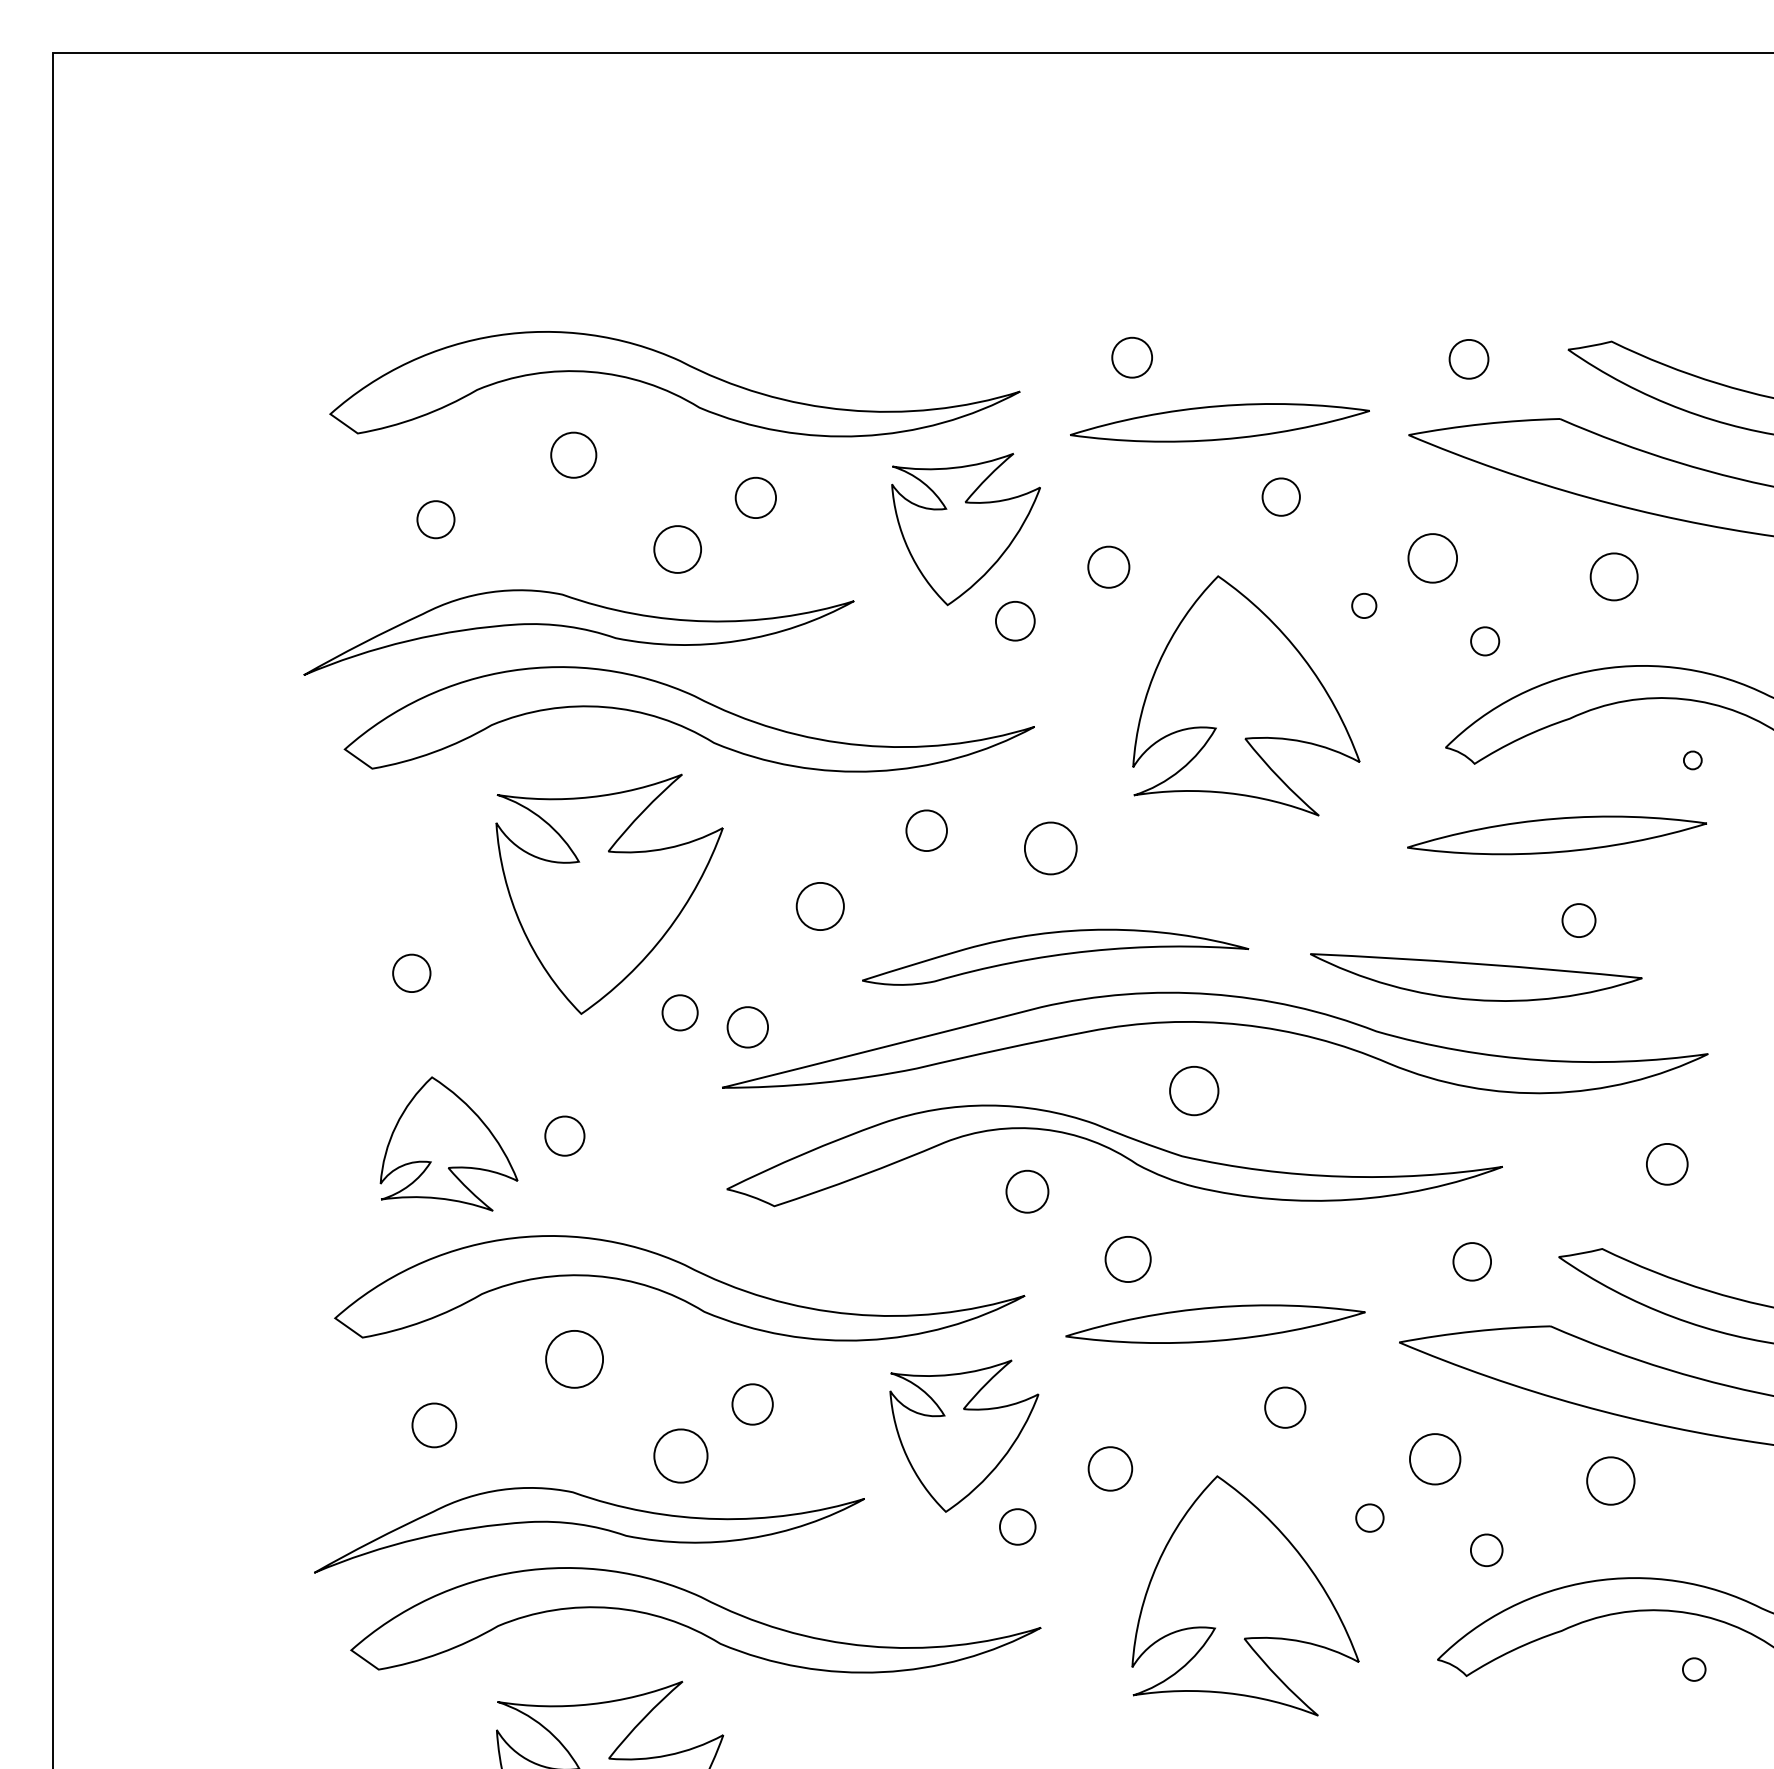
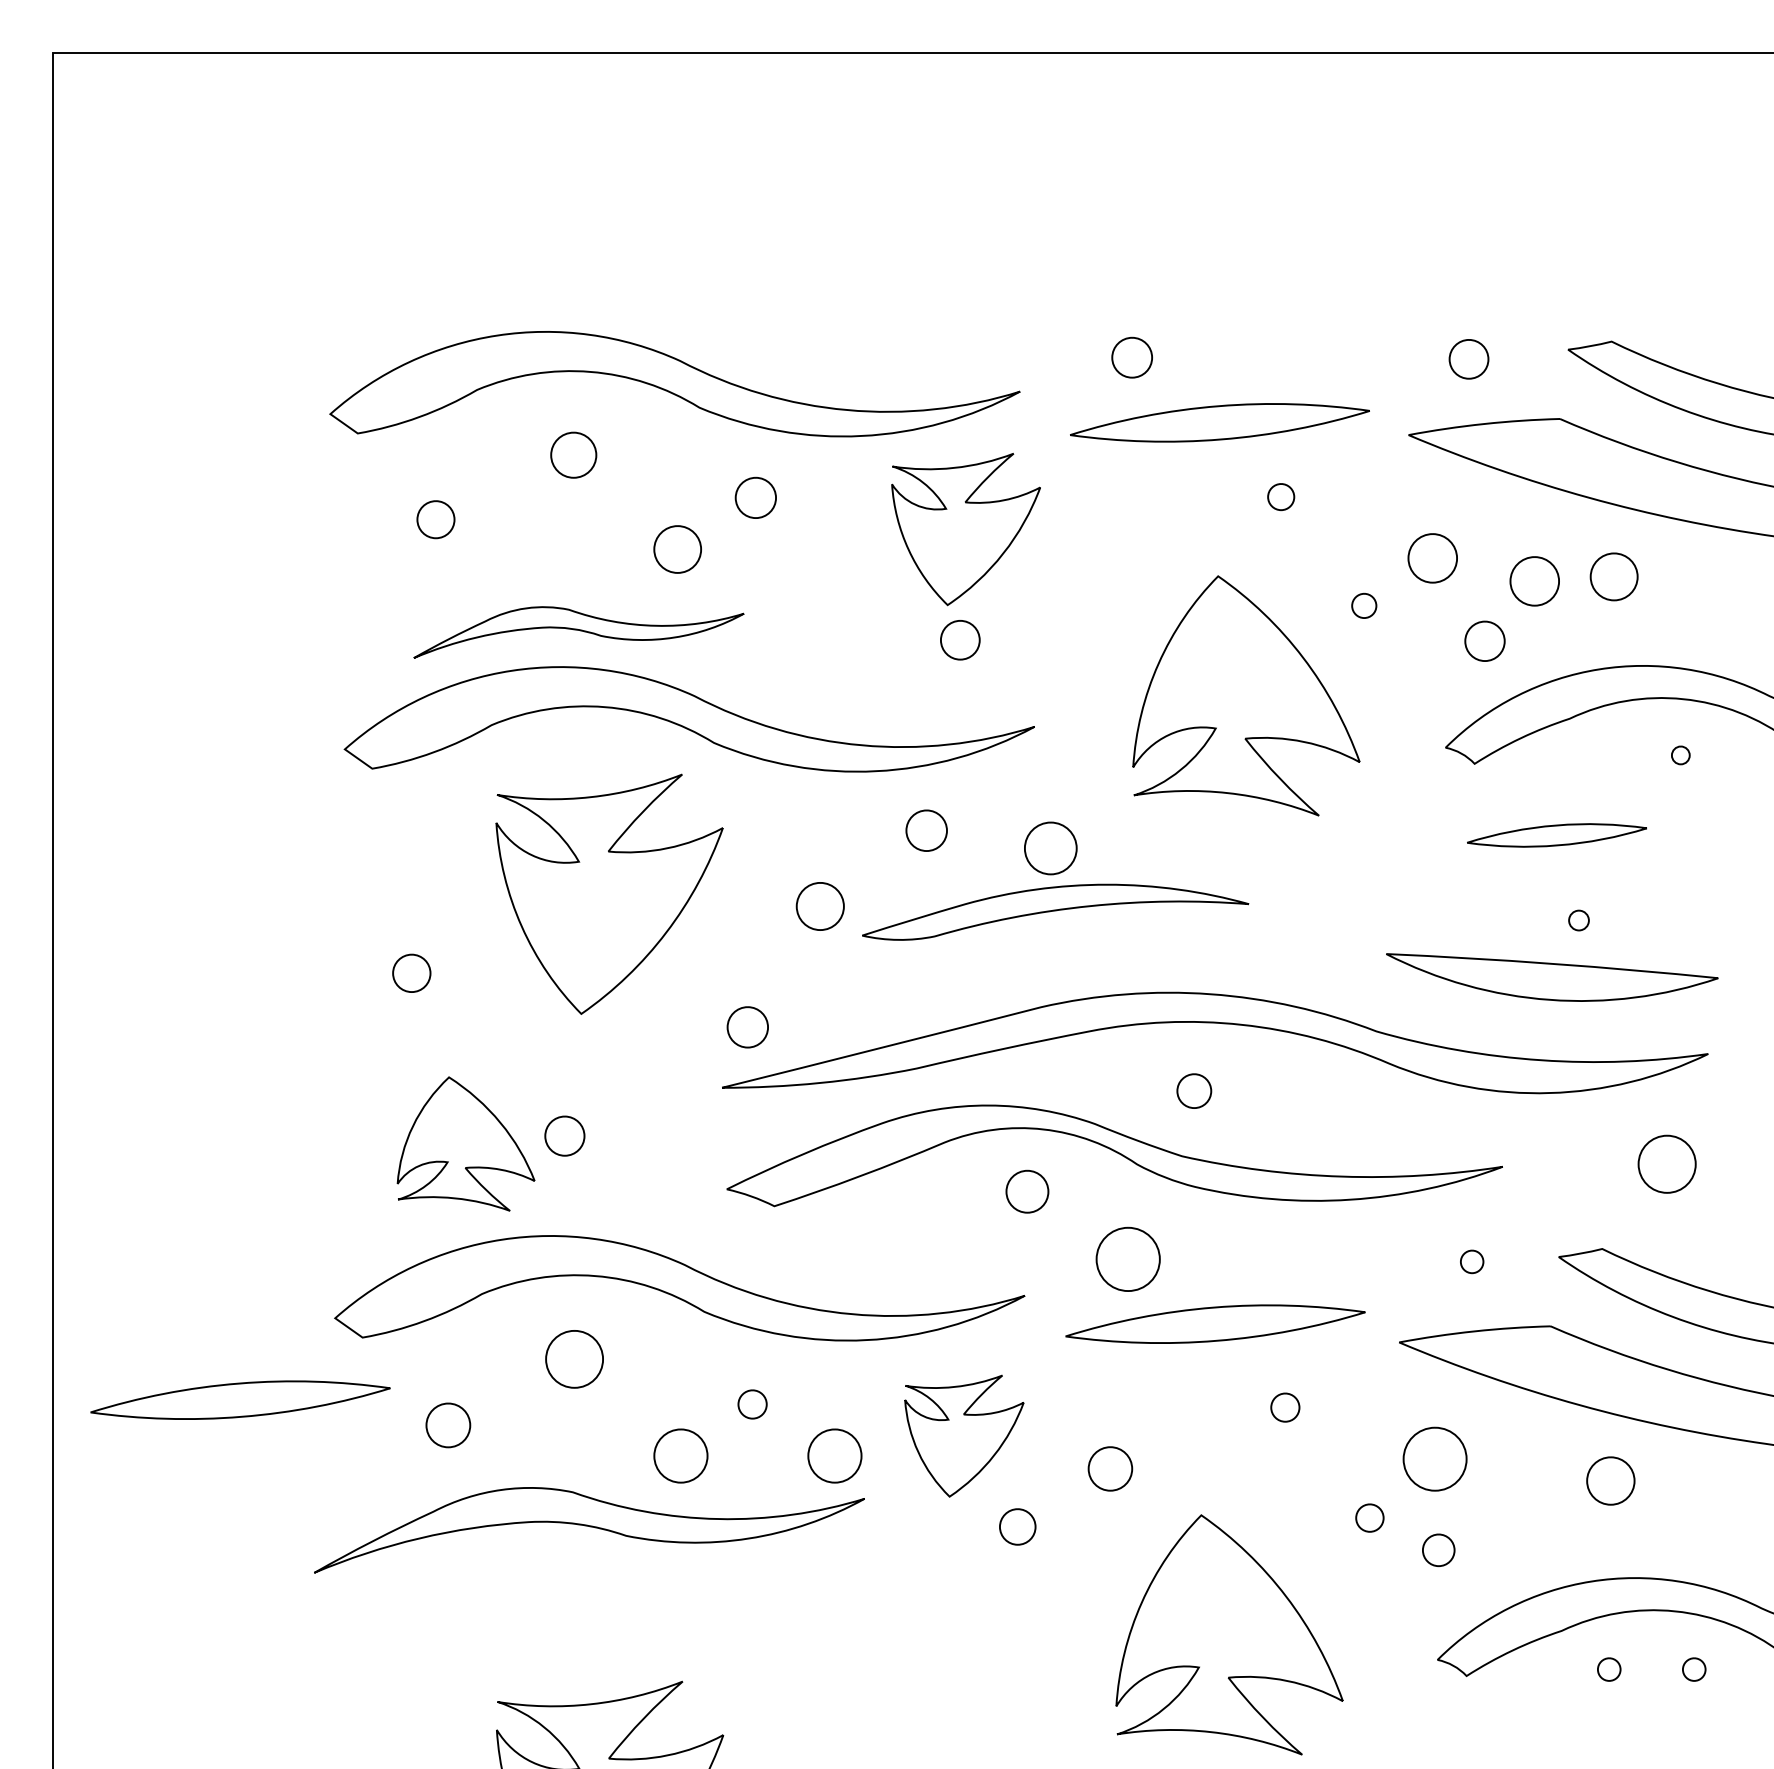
part size: 40x40 px -> 29x29 px (1281, 497)
part: present -> none (1108, 566)
part: none -> present (1534, 581)
part position: (1015, 621) -> (960, 640) (960, 640)
part size: 552x87 px -> 332x53 px (578, 632)
part size: 31x31 px -> 42x42 px (1484, 640)
part position: (1692, 760) -> (1680, 755) (1680, 755)
part size: 300x41 px -> 180x25 px (1556, 835)
part size: 36x35 px -> 22x23 px (1578, 920)
part position: (1055, 956) -> (1055, 911) (1055, 911)
part position: (1476, 977) -> (1552, 977) (1552, 977)
part: present -> none (679, 1012)
part size: 51x51 px -> 37x36 px (1194, 1090)
part position: (448, 1143) -> (465, 1143) (465, 1143)
part size: 43x43 px -> 60x60 px (1666, 1163)
part size: 48x47 px -> 66x66 px (1127, 1258)
part size: 40x40 px -> 25x26 px (1472, 1261)
part: none -> present (240, 1399)
part size: 43x43 px -> 31x31 px (752, 1404)
part size: 43x43 px -> 31x31 px (1285, 1407)
part position: (434, 1425) -> (448, 1425) (448, 1425)
part size: 151x154 px -> 121x124 px (964, 1435)
part: none -> present (834, 1455)
part size: 53x53 px -> 66x66 px (1434, 1458)
part position: (1486, 1549) -> (1438, 1549) (1438, 1549)
part position: (1245, 1595) -> (1229, 1634) (1229, 1634)
part: present -> none (695, 1620)
part: none -> present (1609, 1669)
